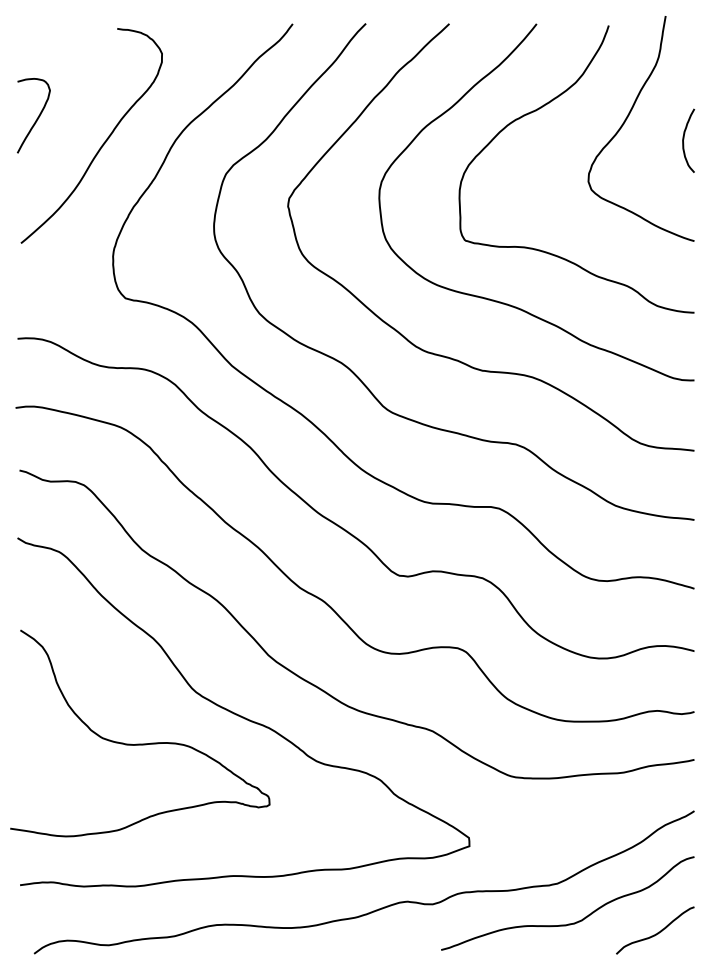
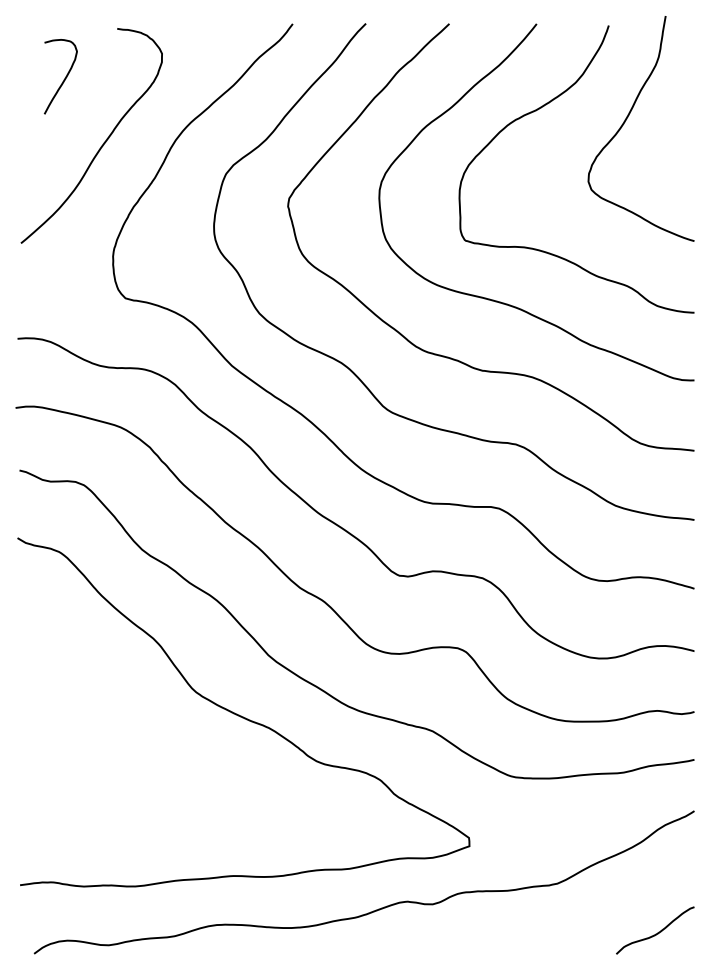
curve position: (36, 118) -> (63, 79) (63, 79)
curve: present -> none (684, 139)
curve: present -> none (140, 743)
curve: present -> none (573, 922)
